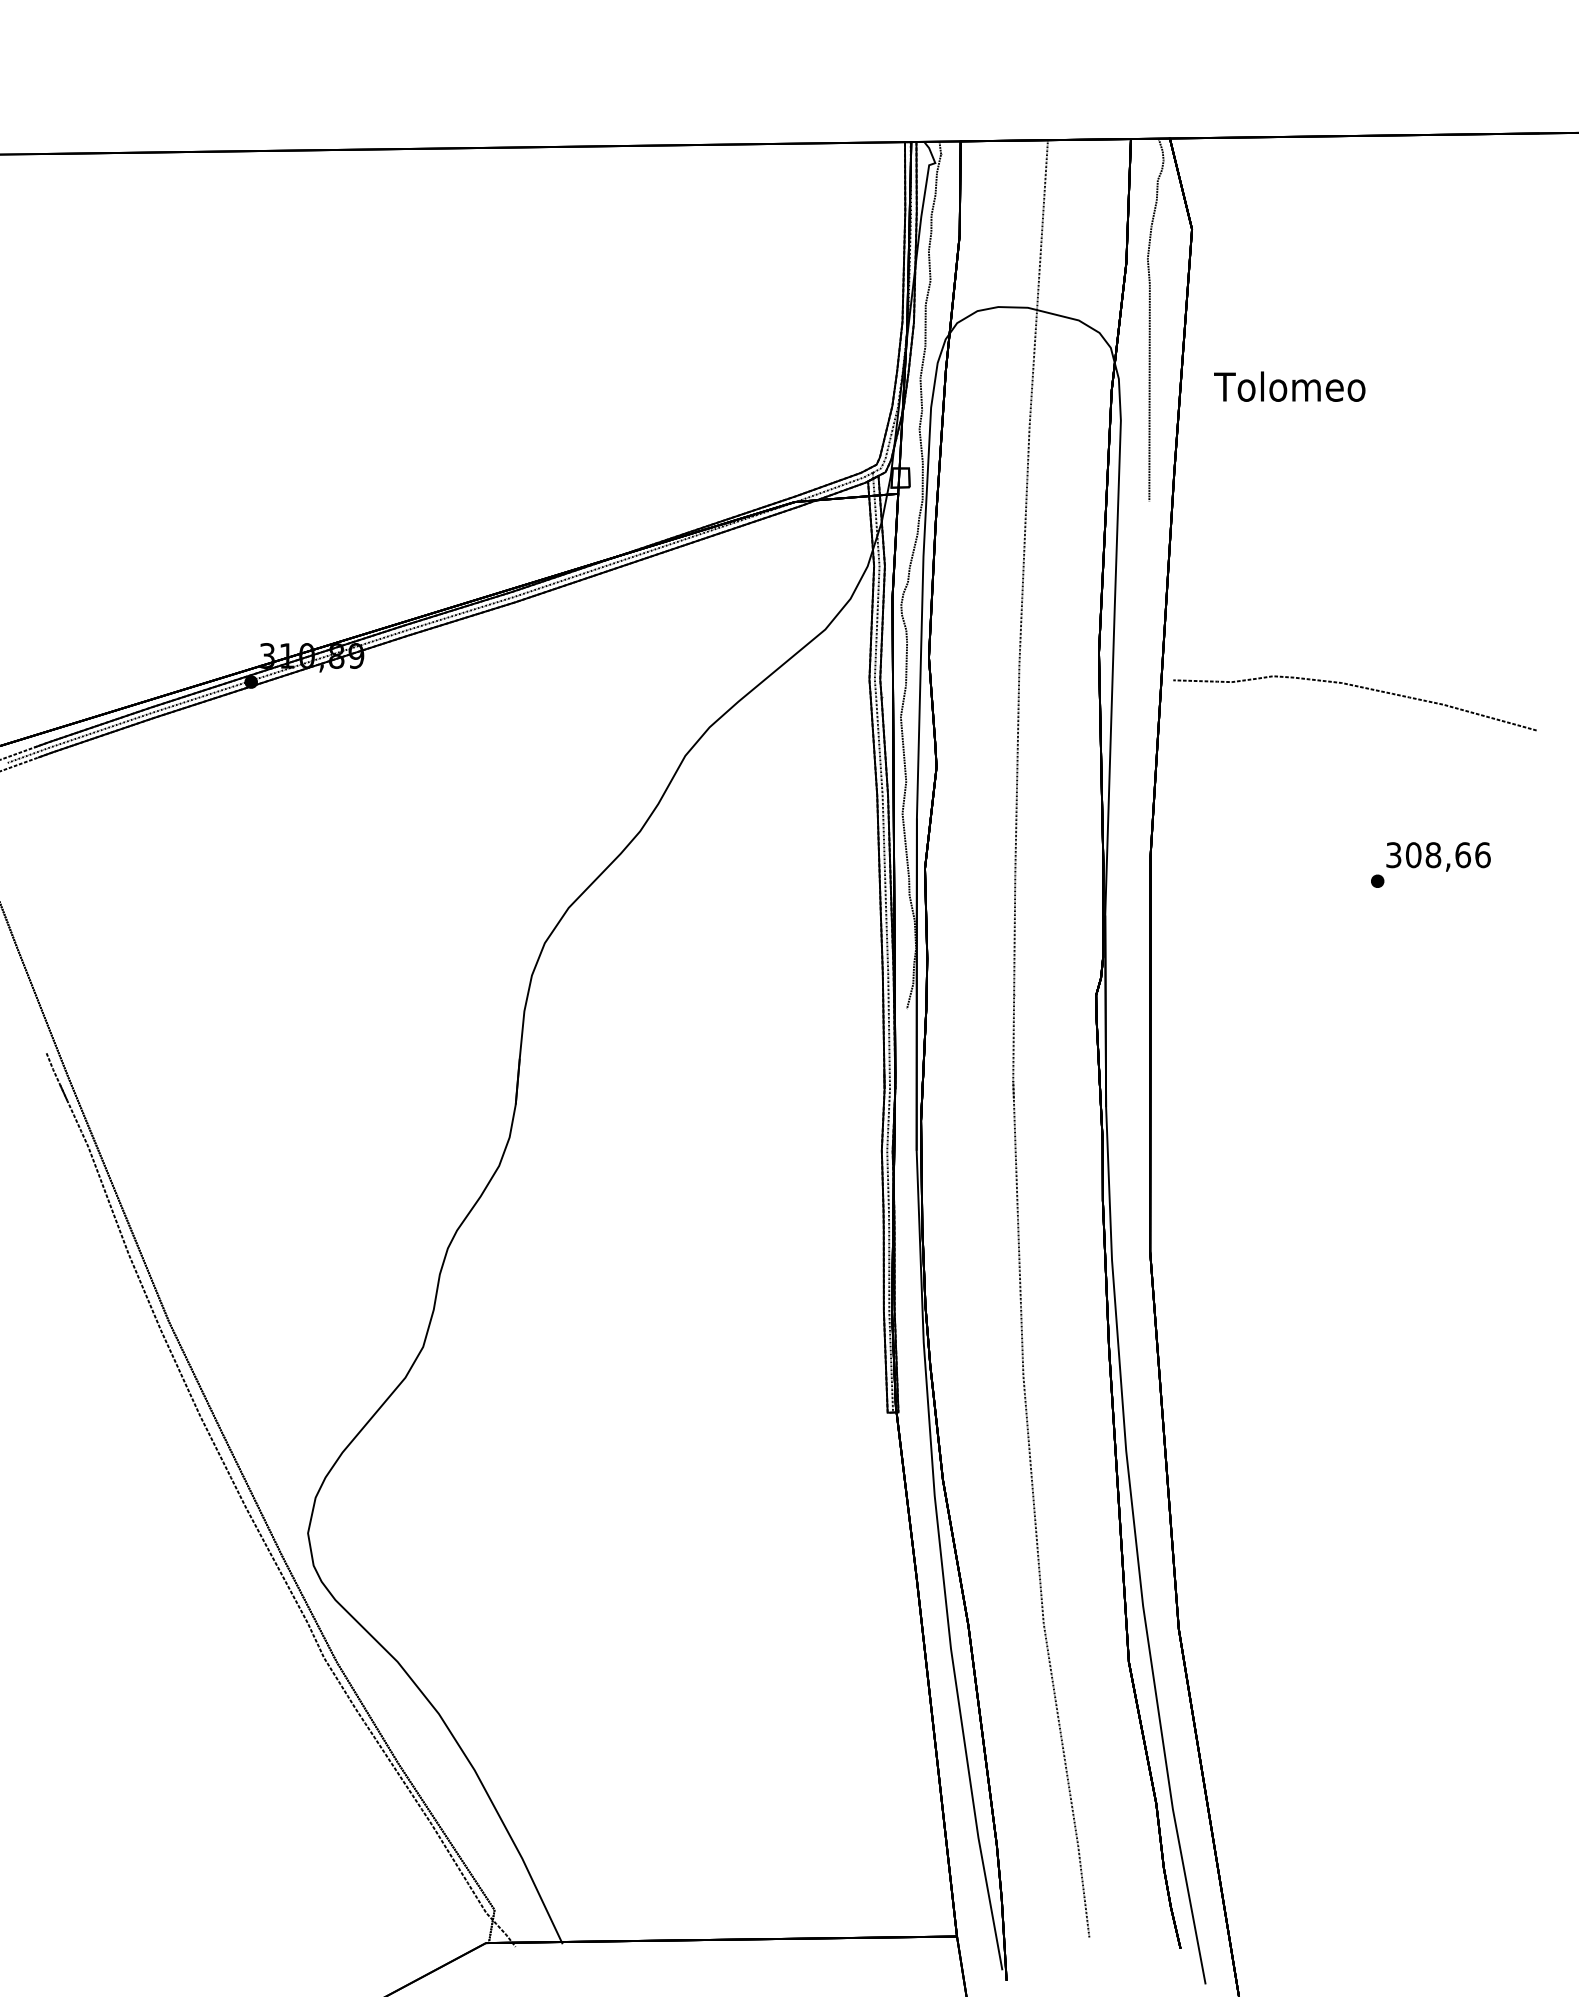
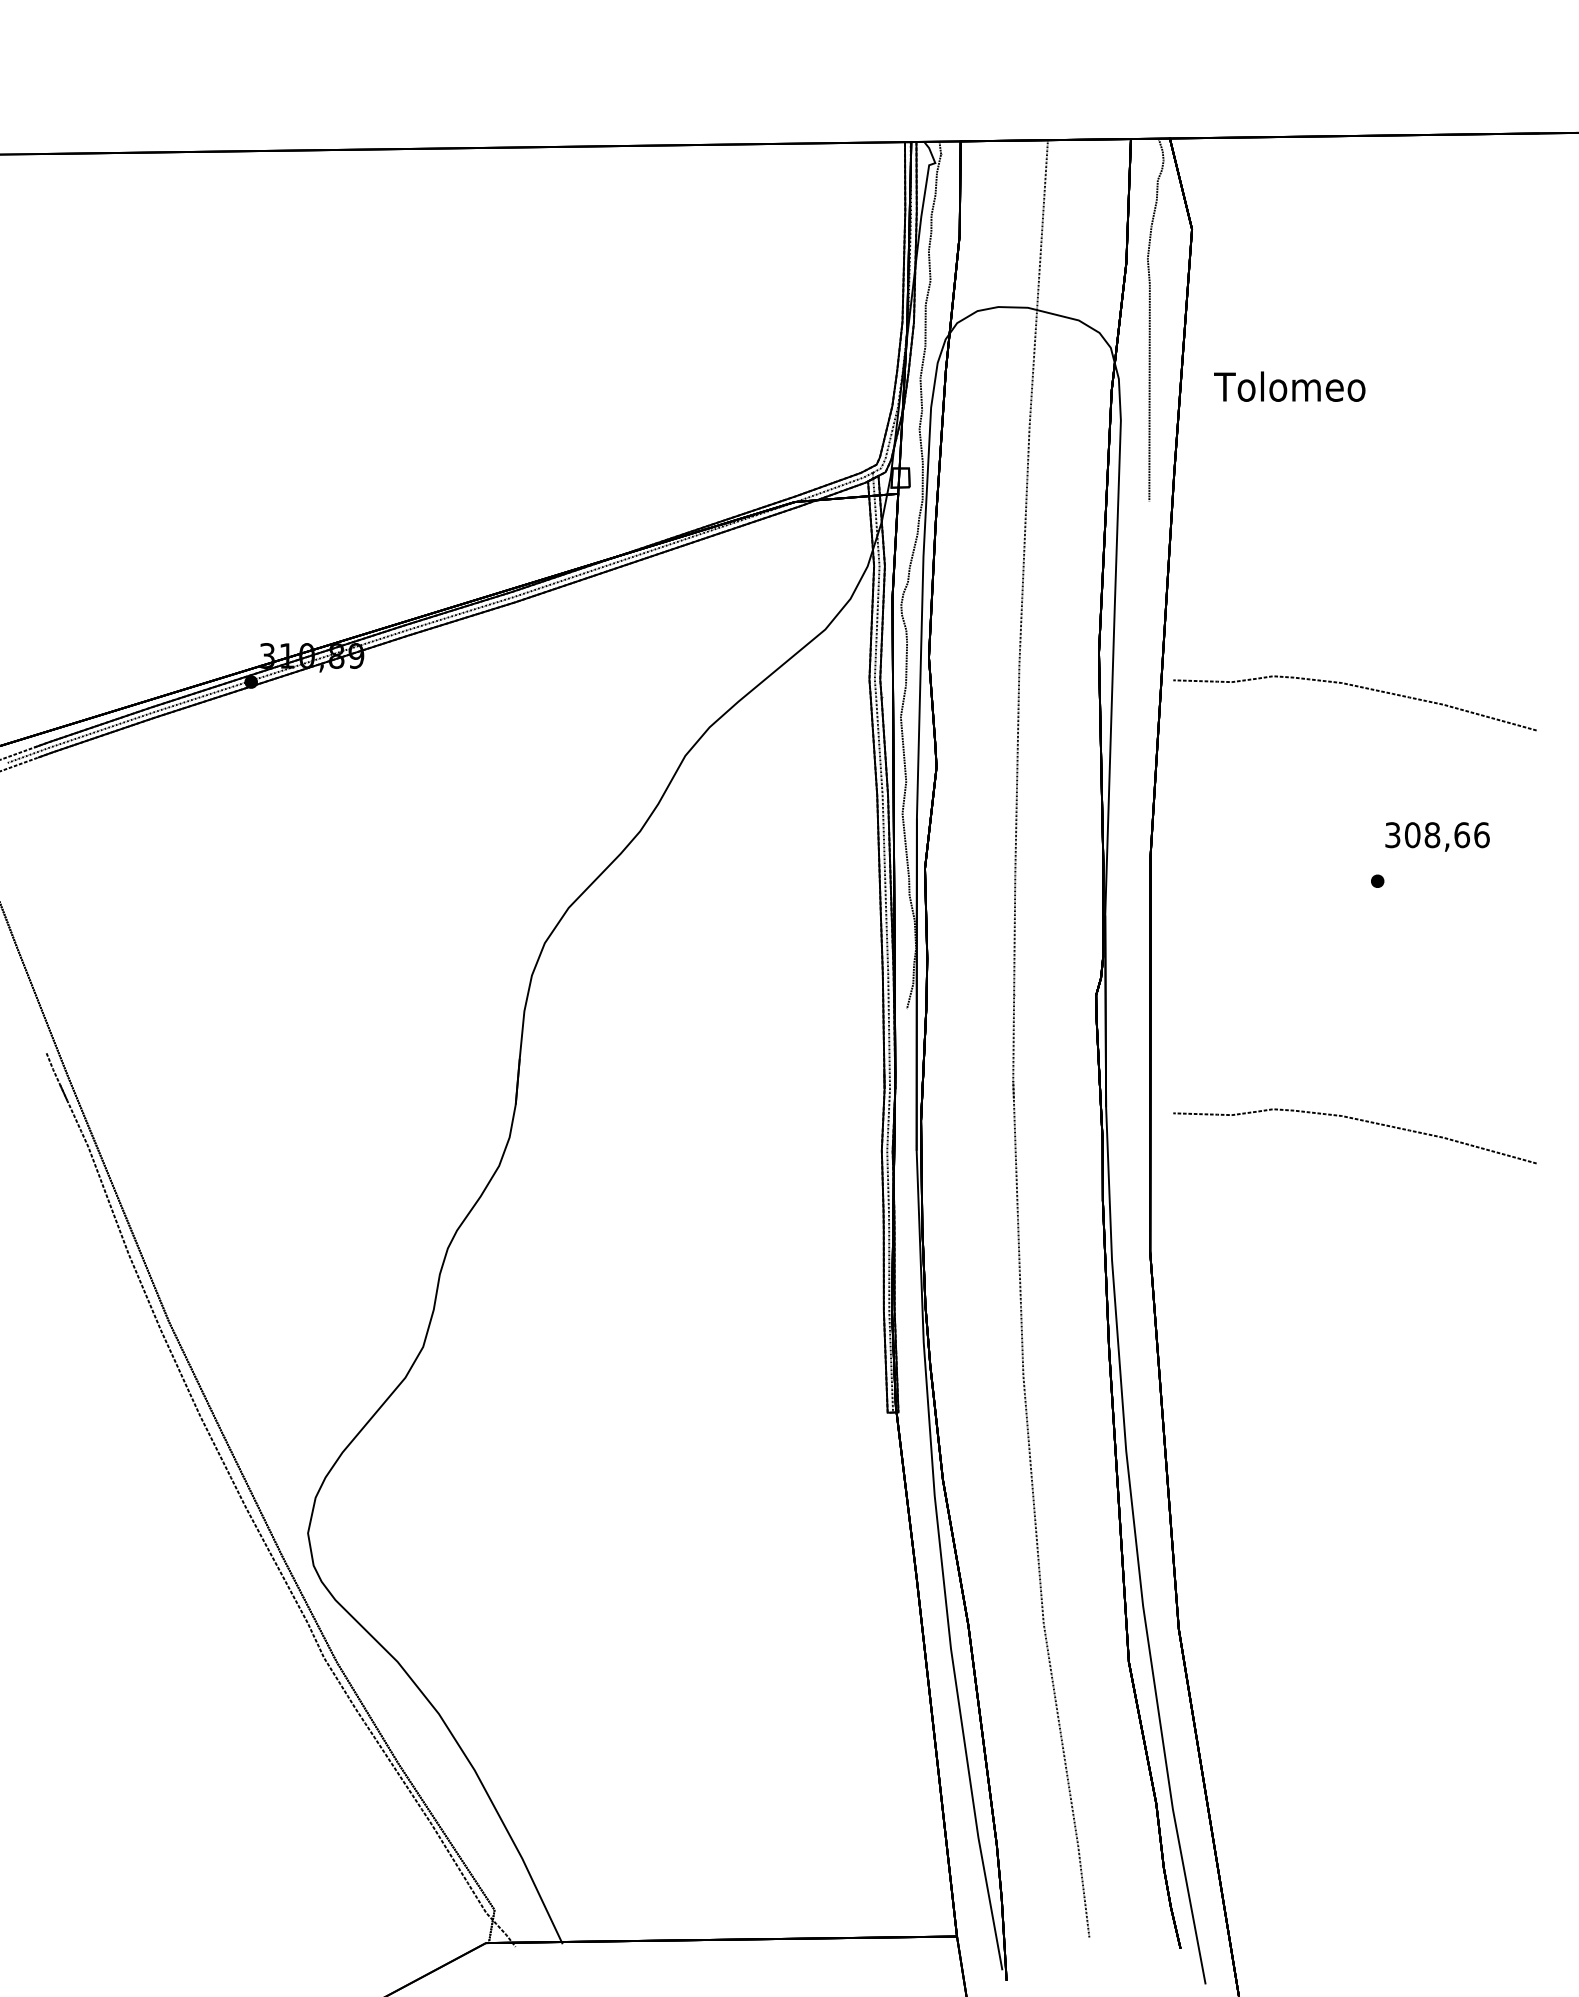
text position: (1438, 856) -> (1437, 836) (1437, 836)
curve: none -> present (1356, 1120)
